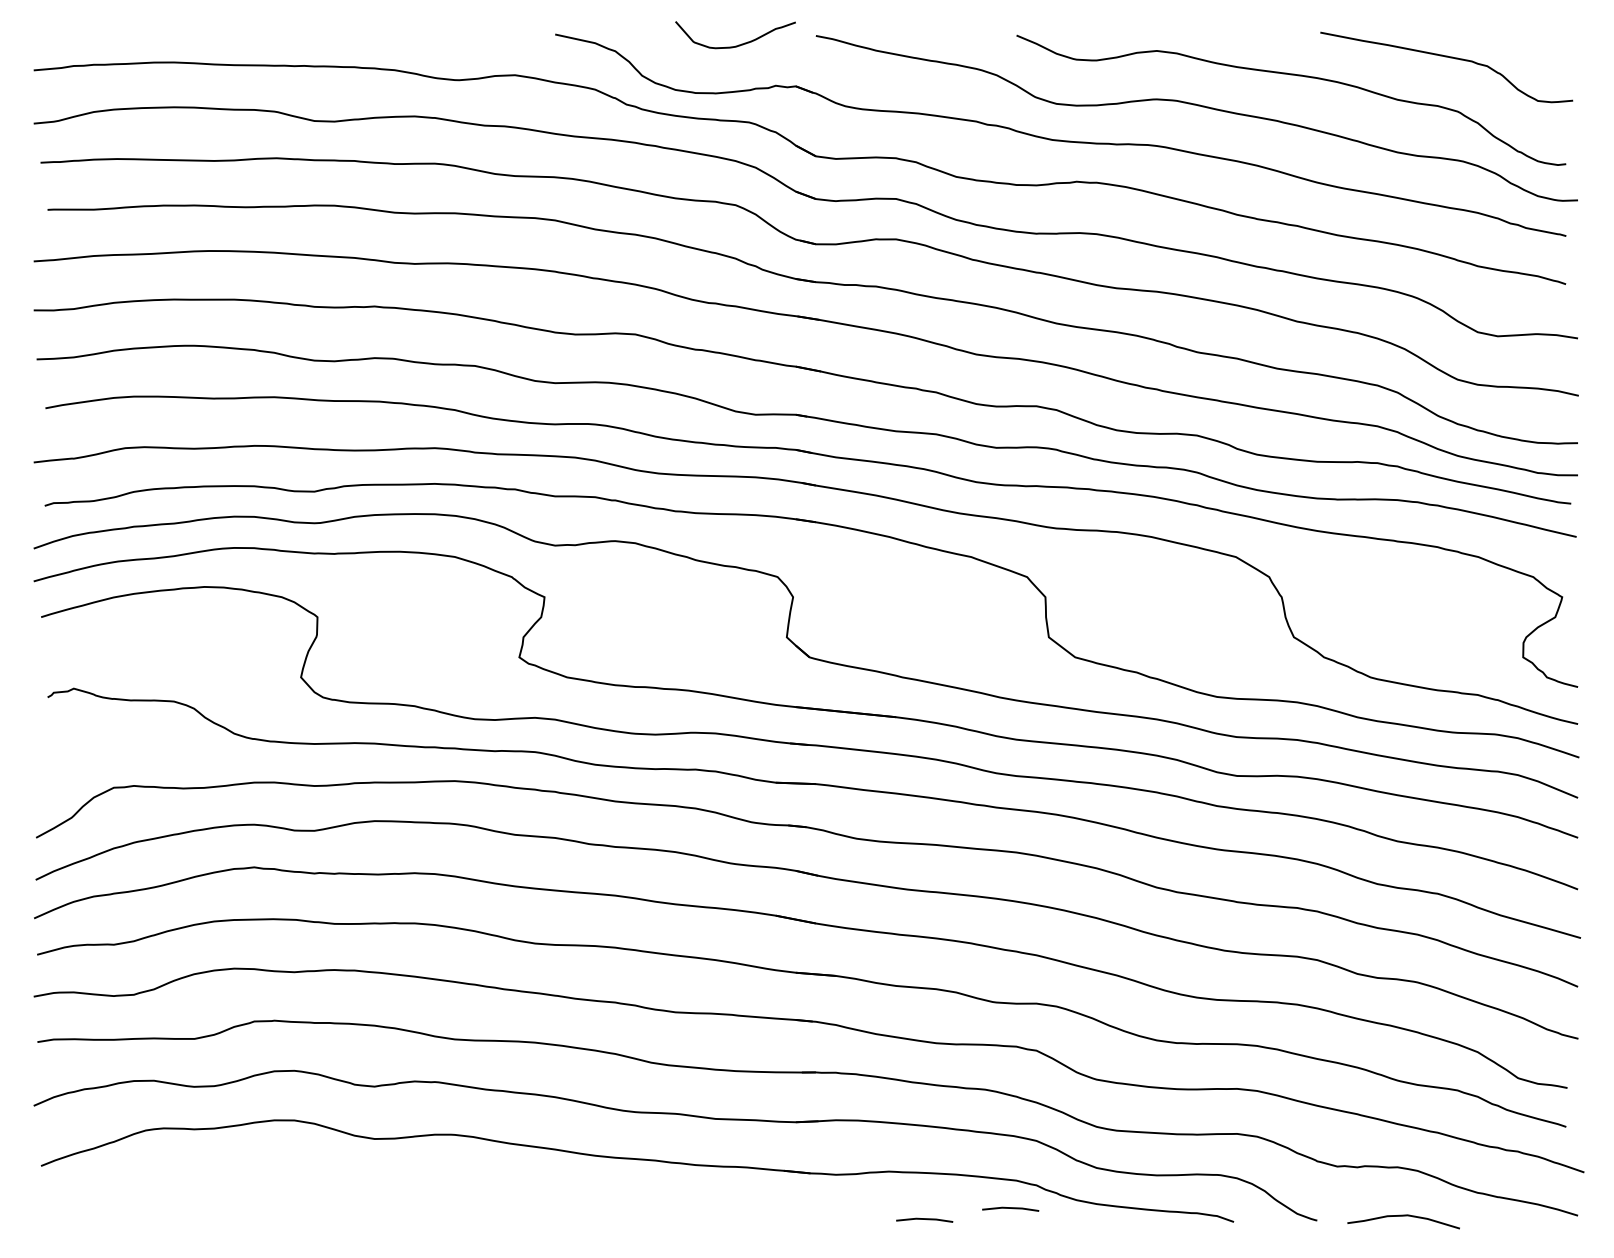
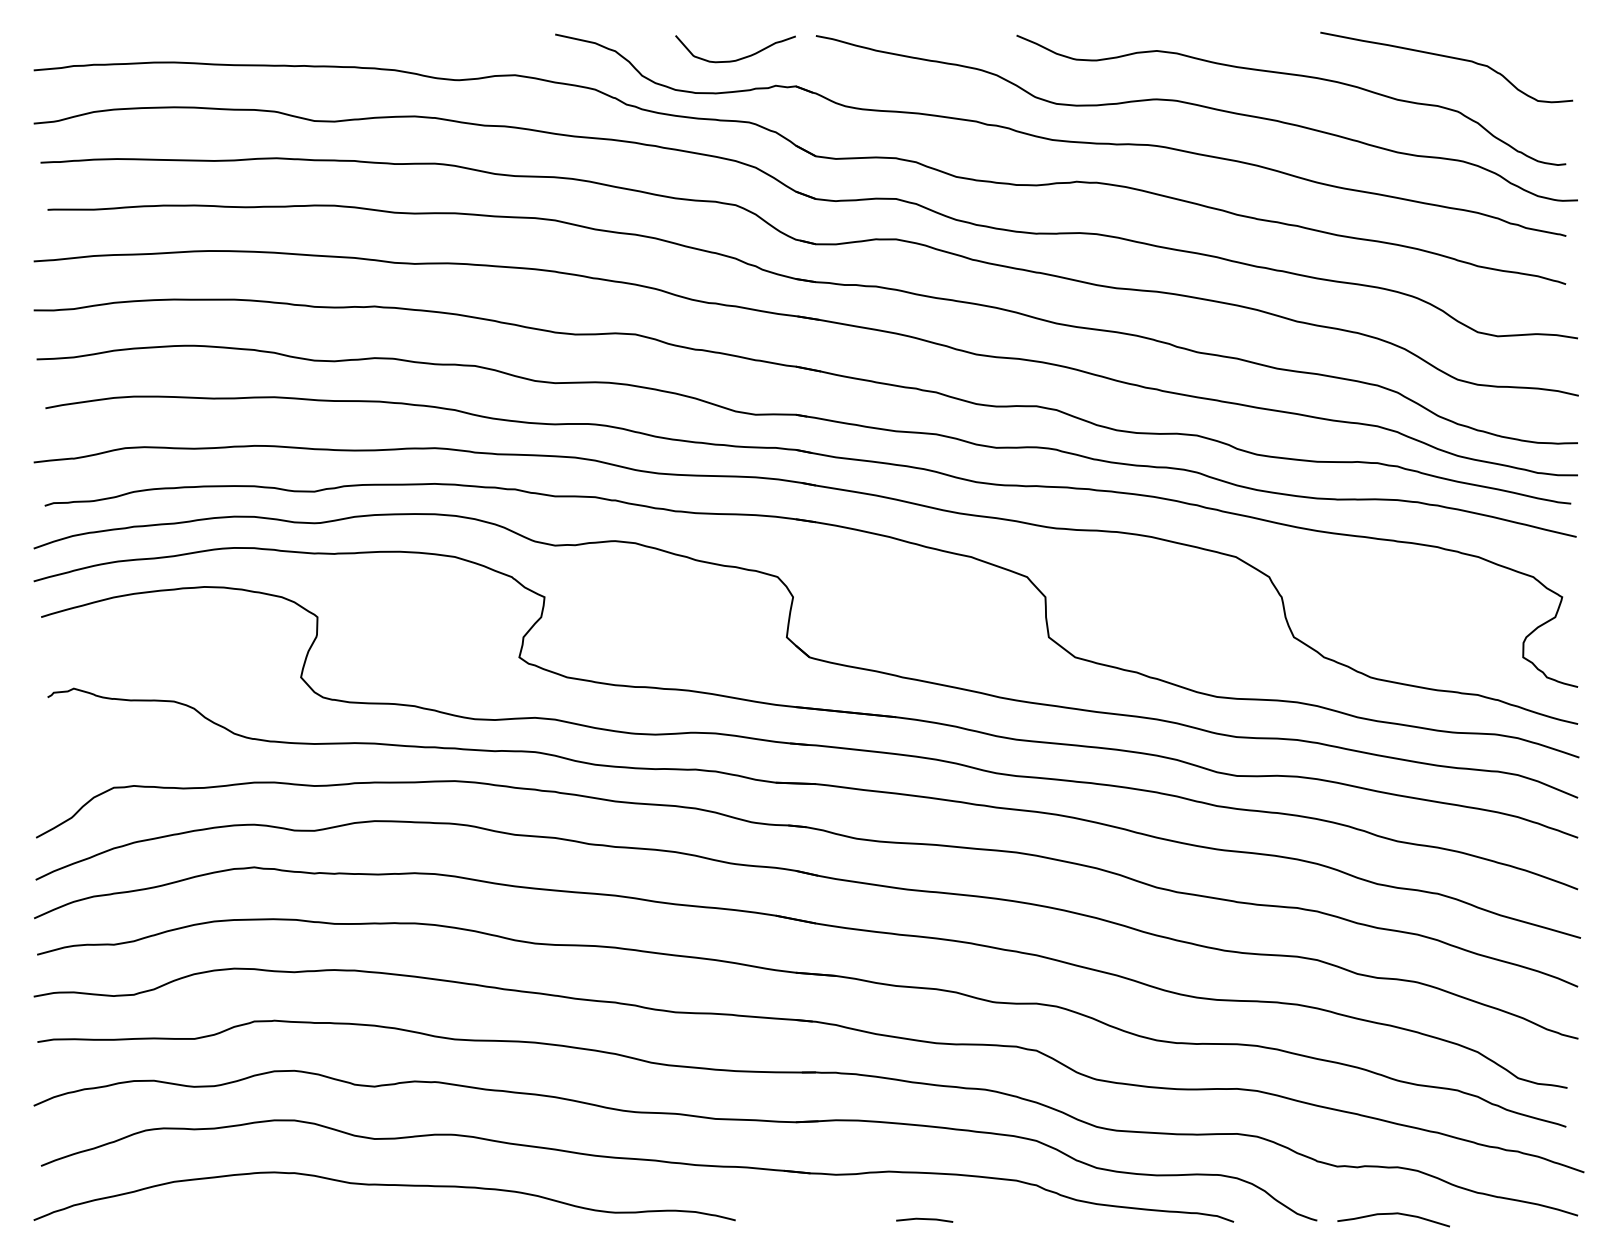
curve position: (738, 44) -> (738, 58) (738, 58)
curve: none -> present (384, 1185)
line: present -> none (1010, 1208)
curve position: (1403, 1216) -> (1393, 1214) (1393, 1214)
